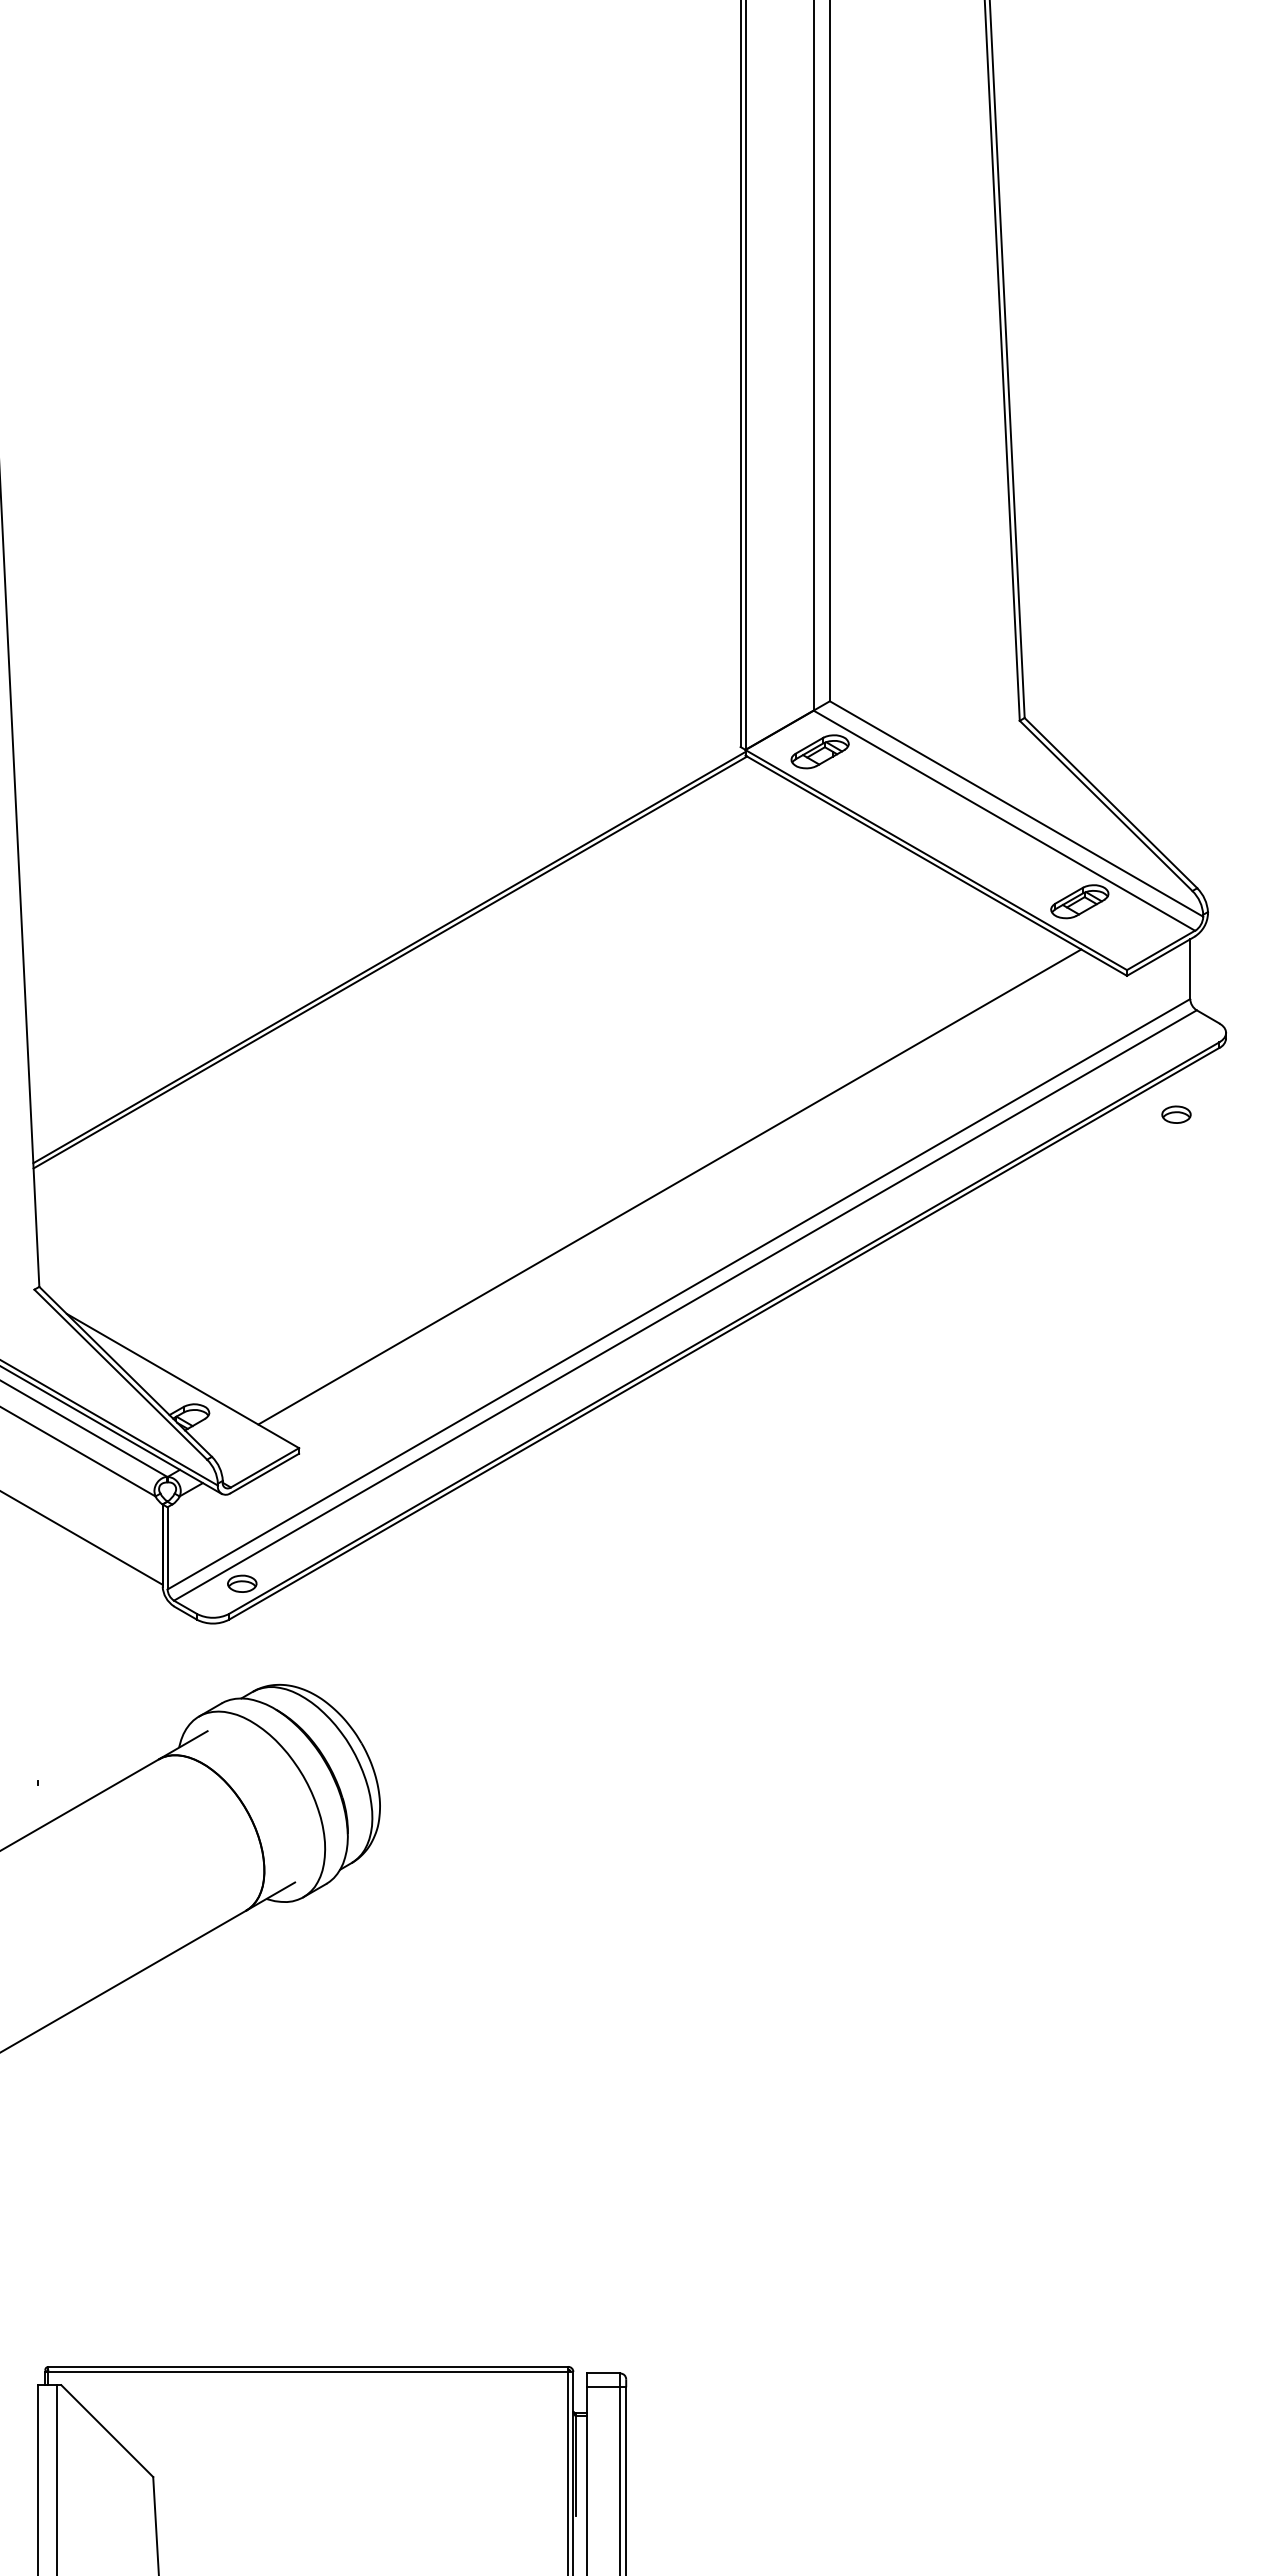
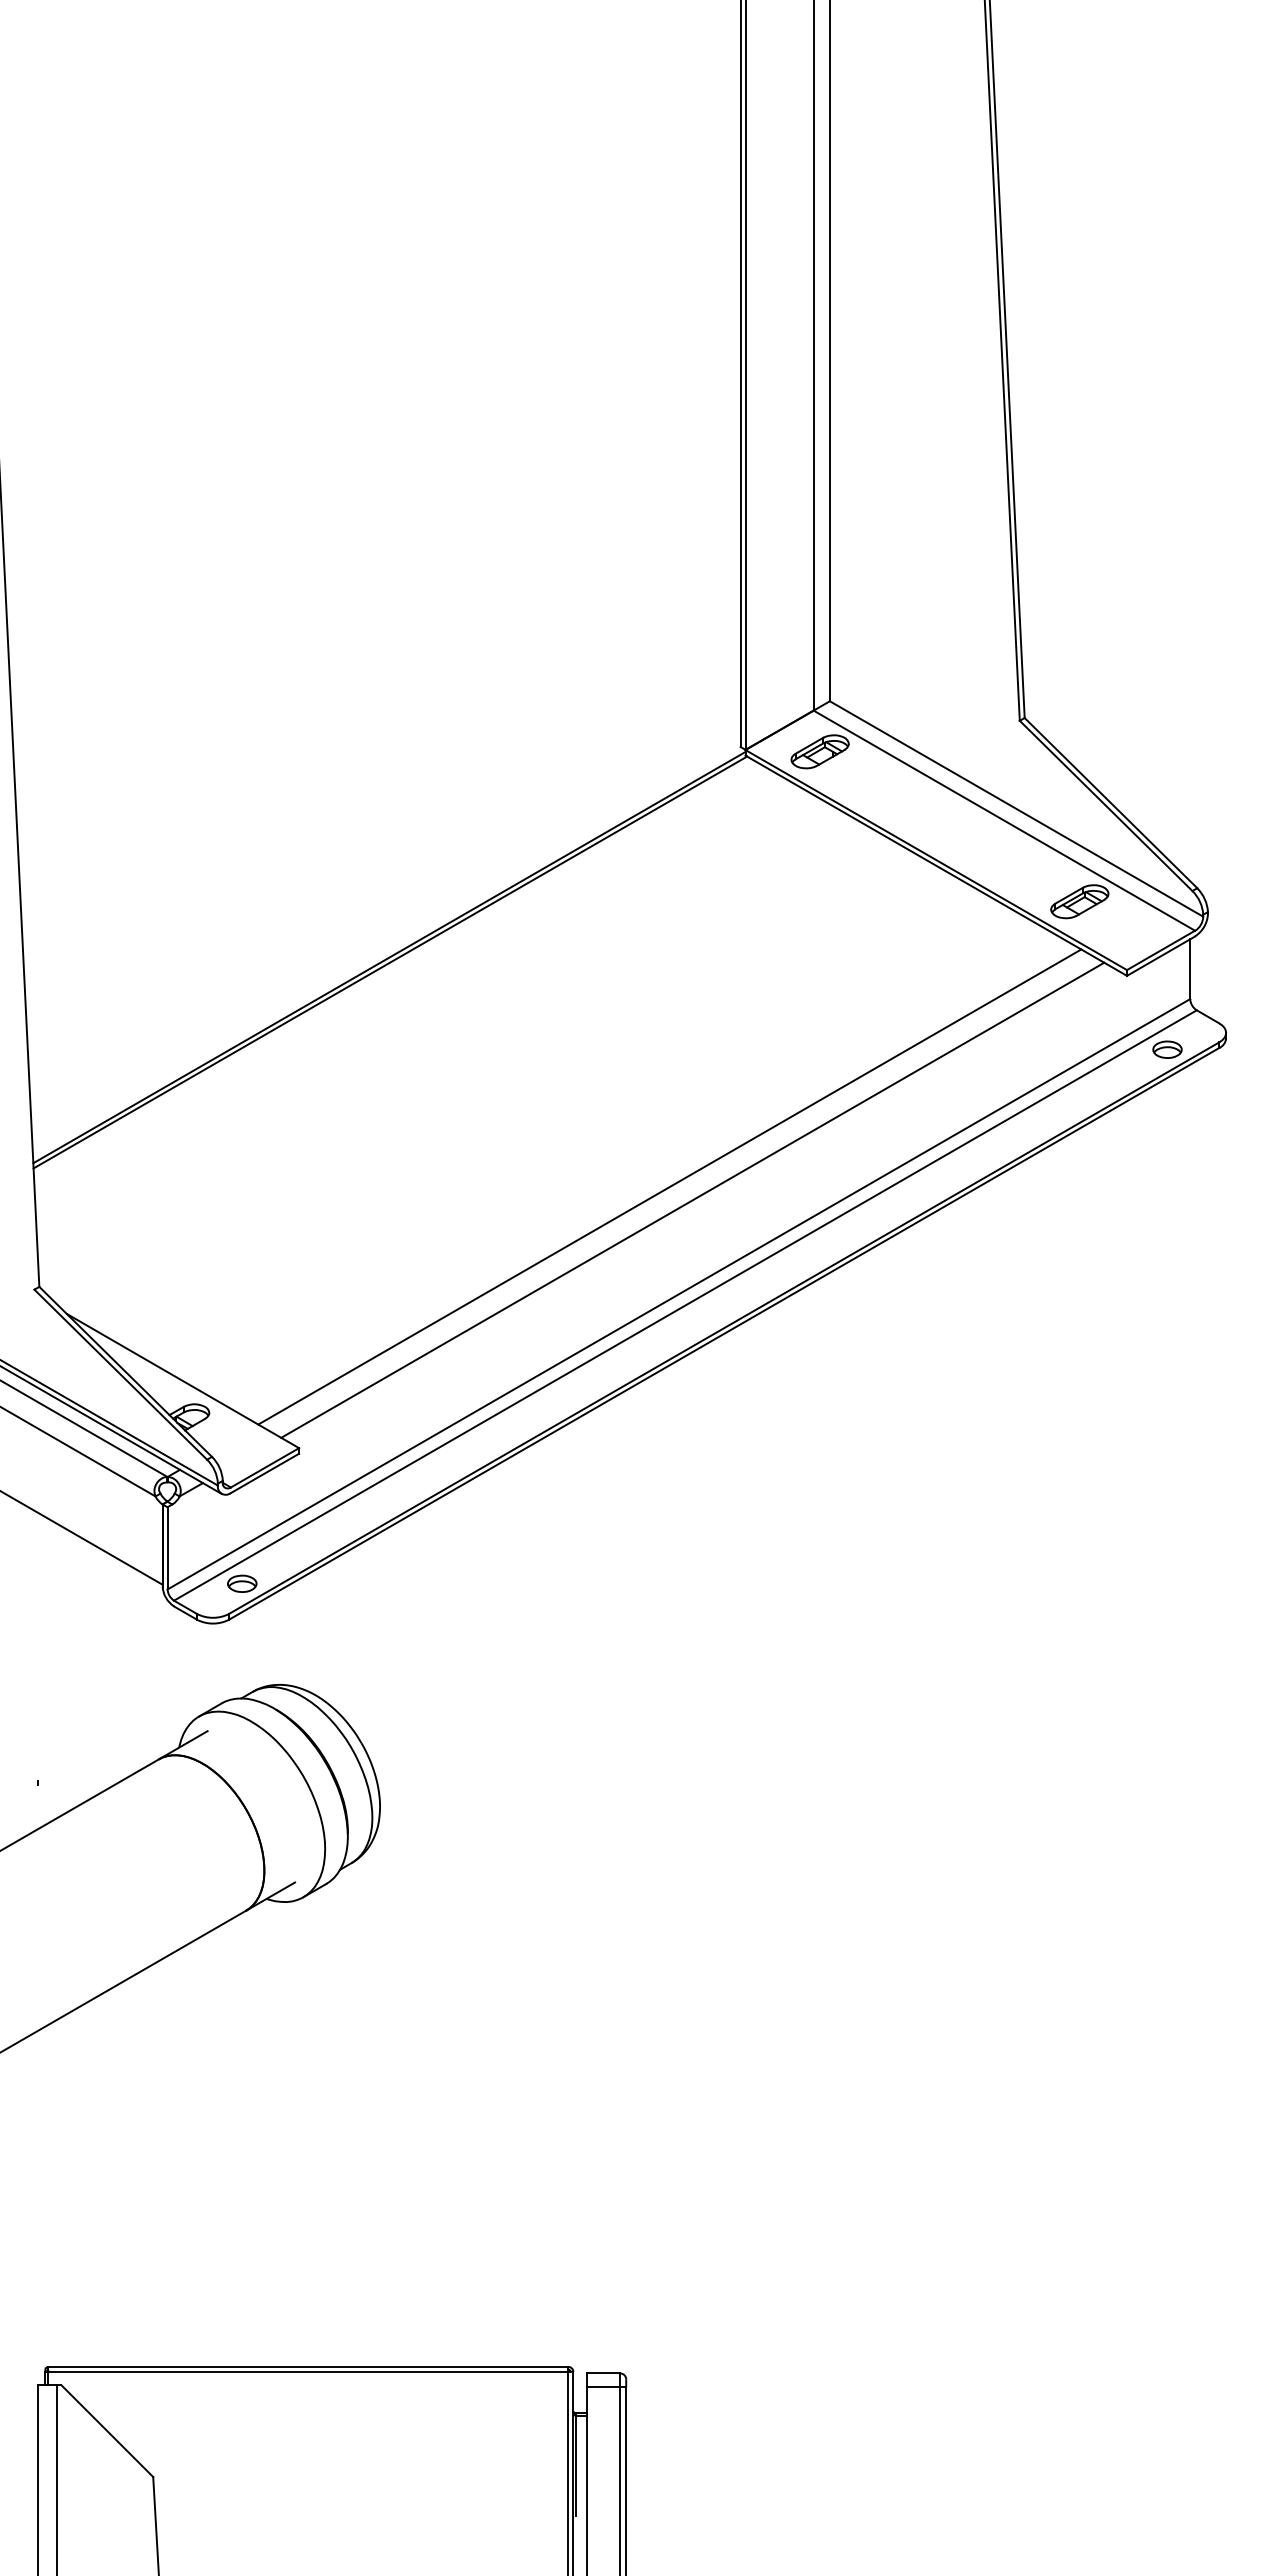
part position: (1176, 1114) -> (1167, 1049) (1167, 1049)
line: none -> present (692, 1199)
